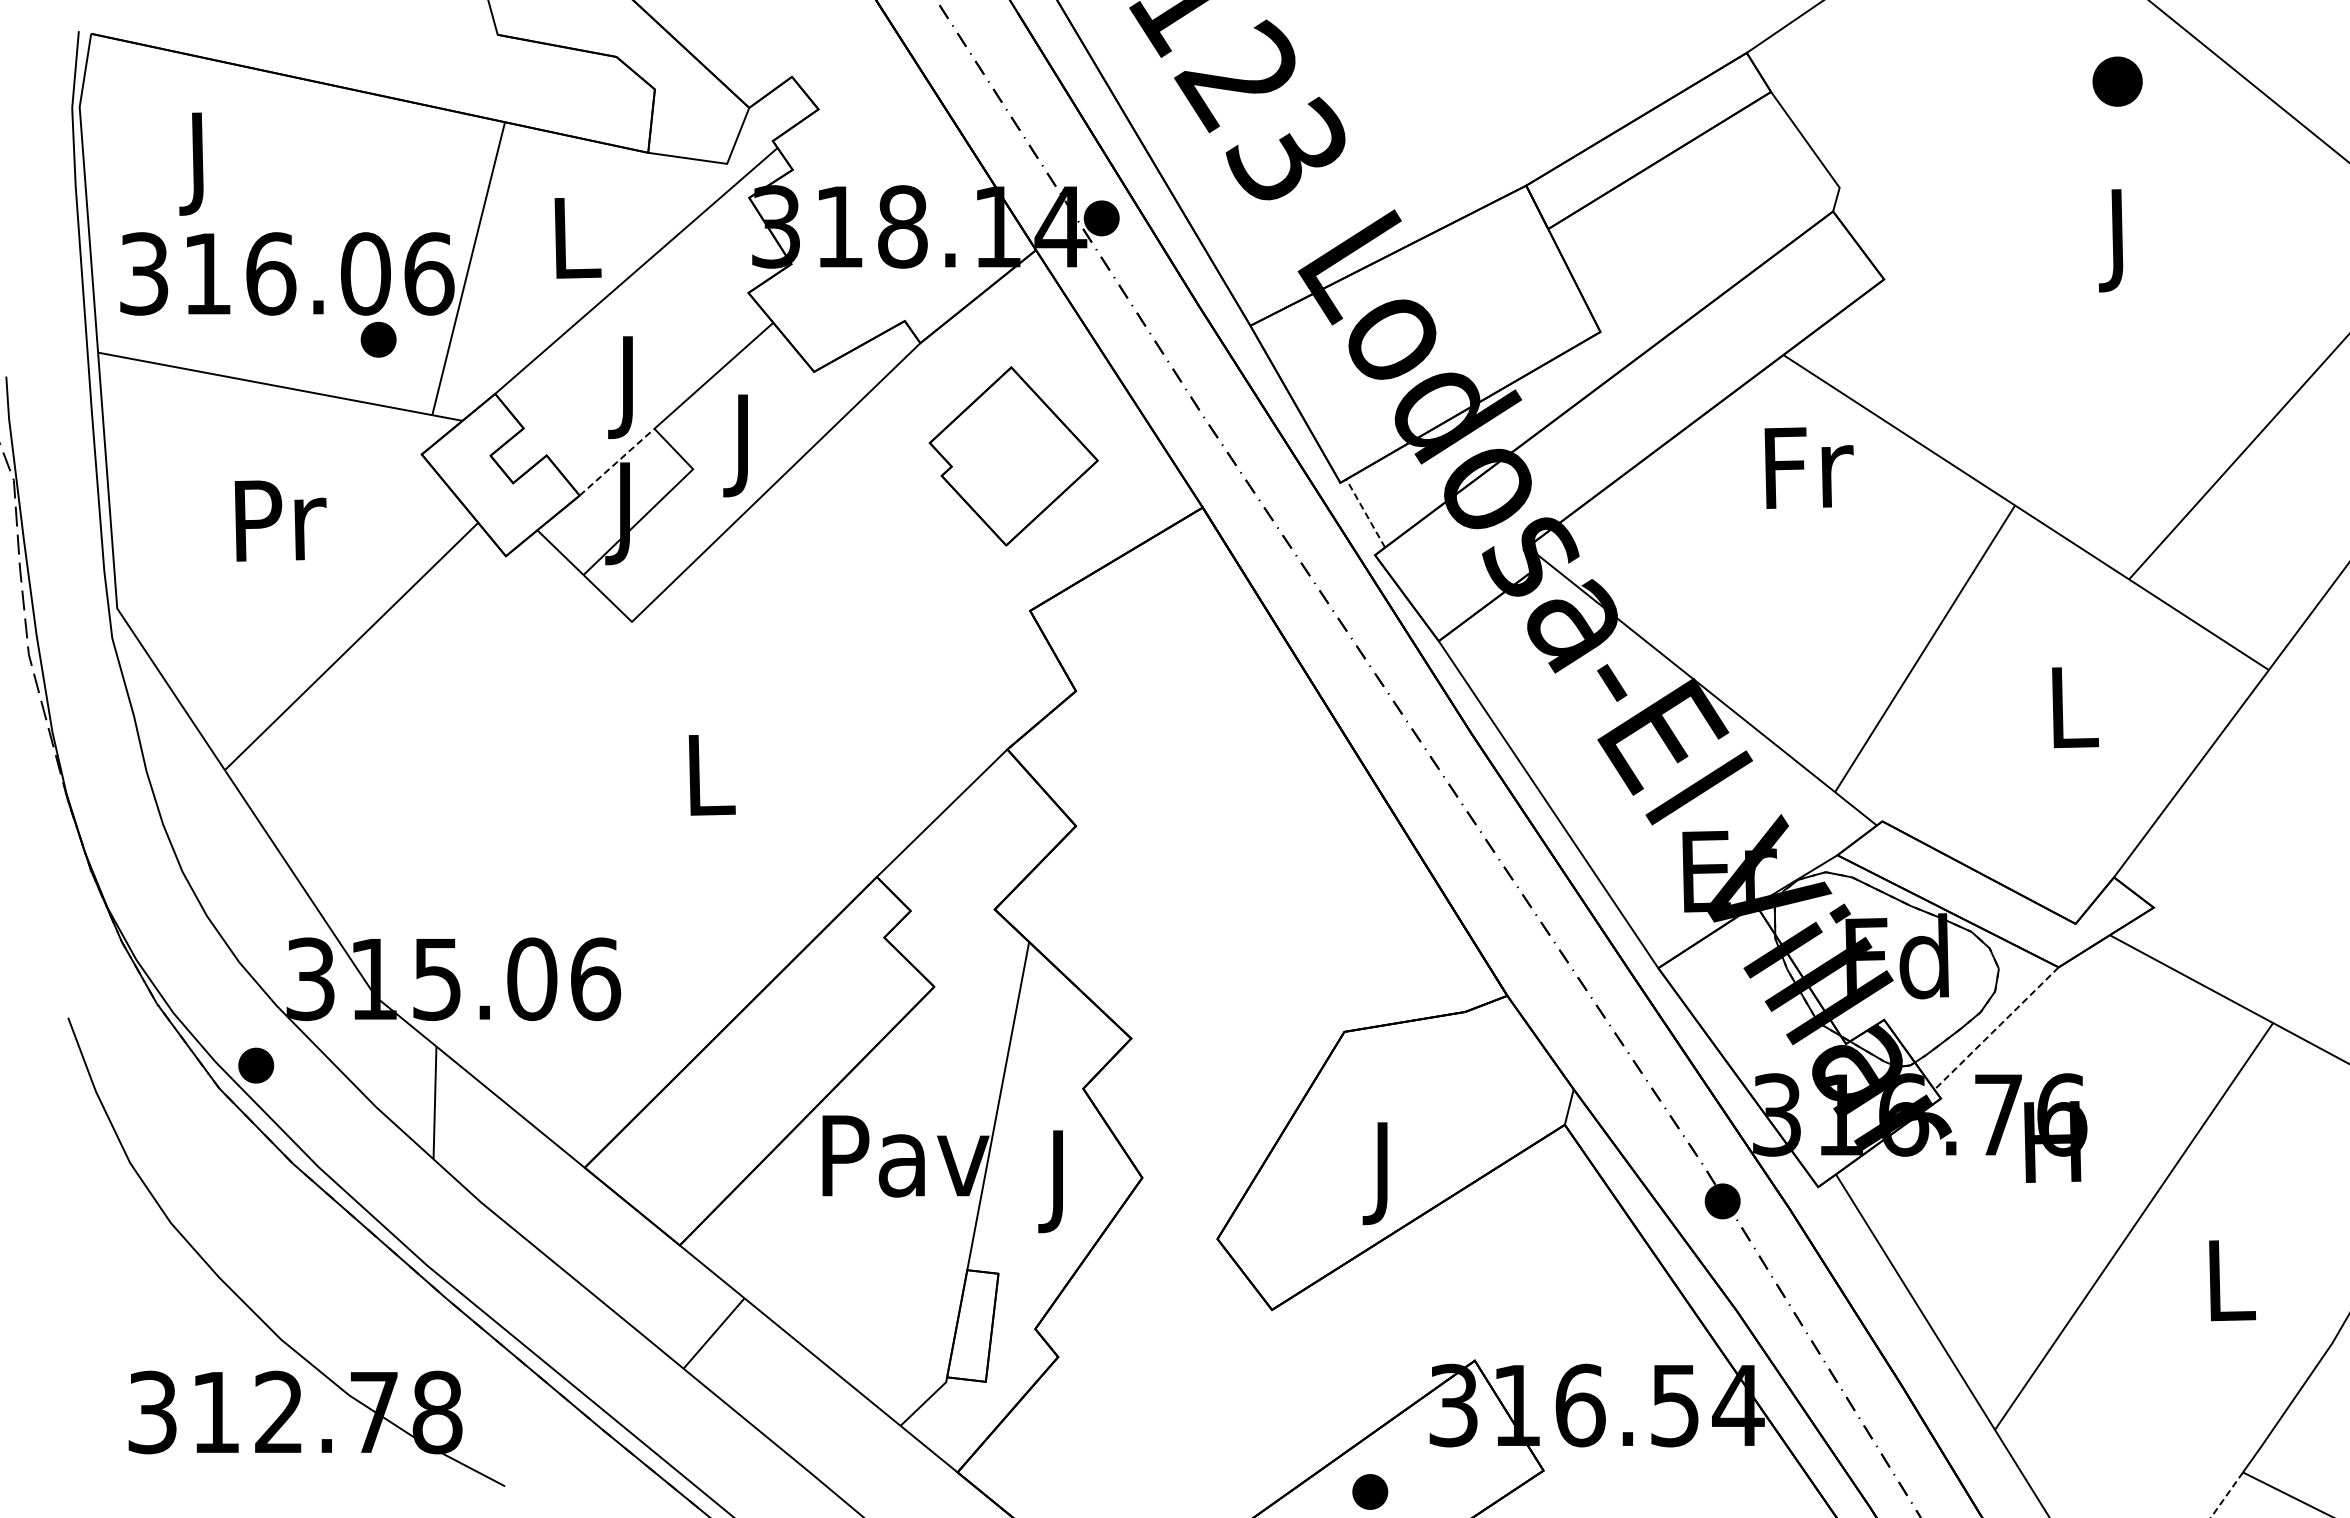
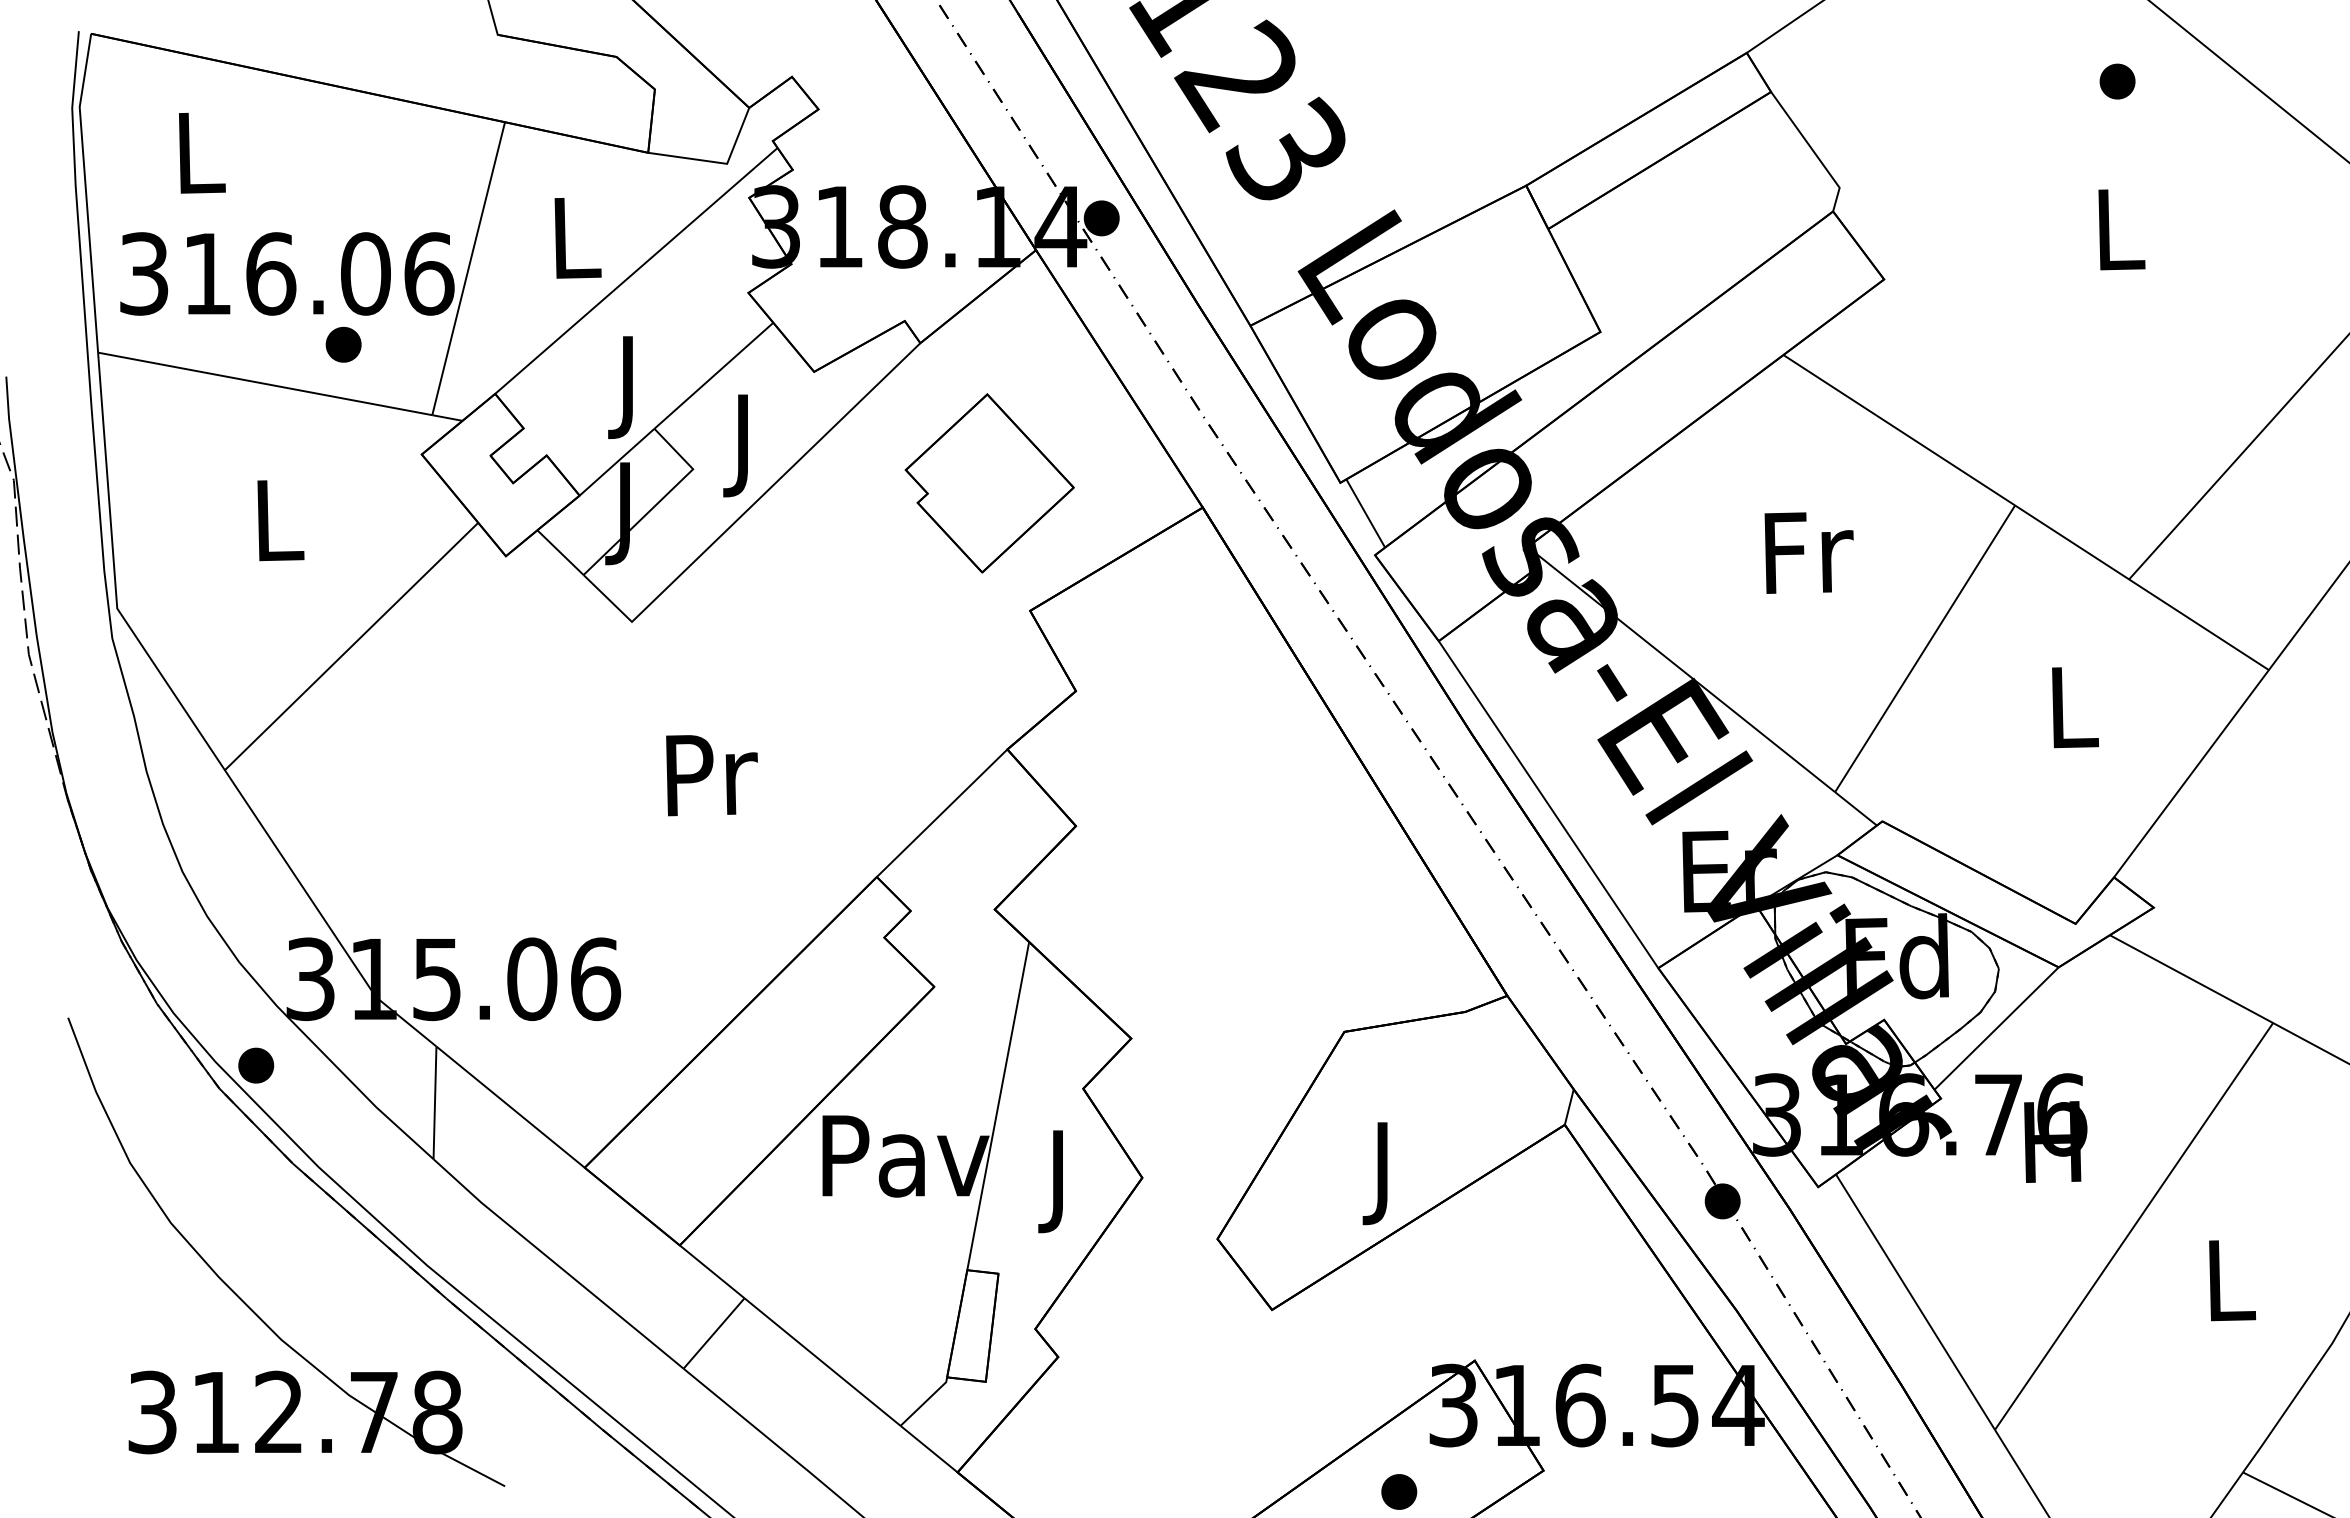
part size: 51x51 px -> 37x37 px (2117, 81)
text: J -> L (202, 163)
text: J -> L (2121, 240)
part position: (378, 339) -> (343, 344) (343, 344)
part position: (1013, 456) -> (989, 483) (989, 483)
line: dashed -> solid (617, 461)
text position: (1808, 467) -> (1808, 552) (1808, 552)
line: dashed -> solid (1365, 513)
text: Pr -> L (280, 520)
text: L -> Pr (711, 775)
line: dashed -> solid (1996, 1028)
part position: (1370, 1491) -> (1399, 1491) (1399, 1491)
line: dashed -> solid (2226, 1495)
